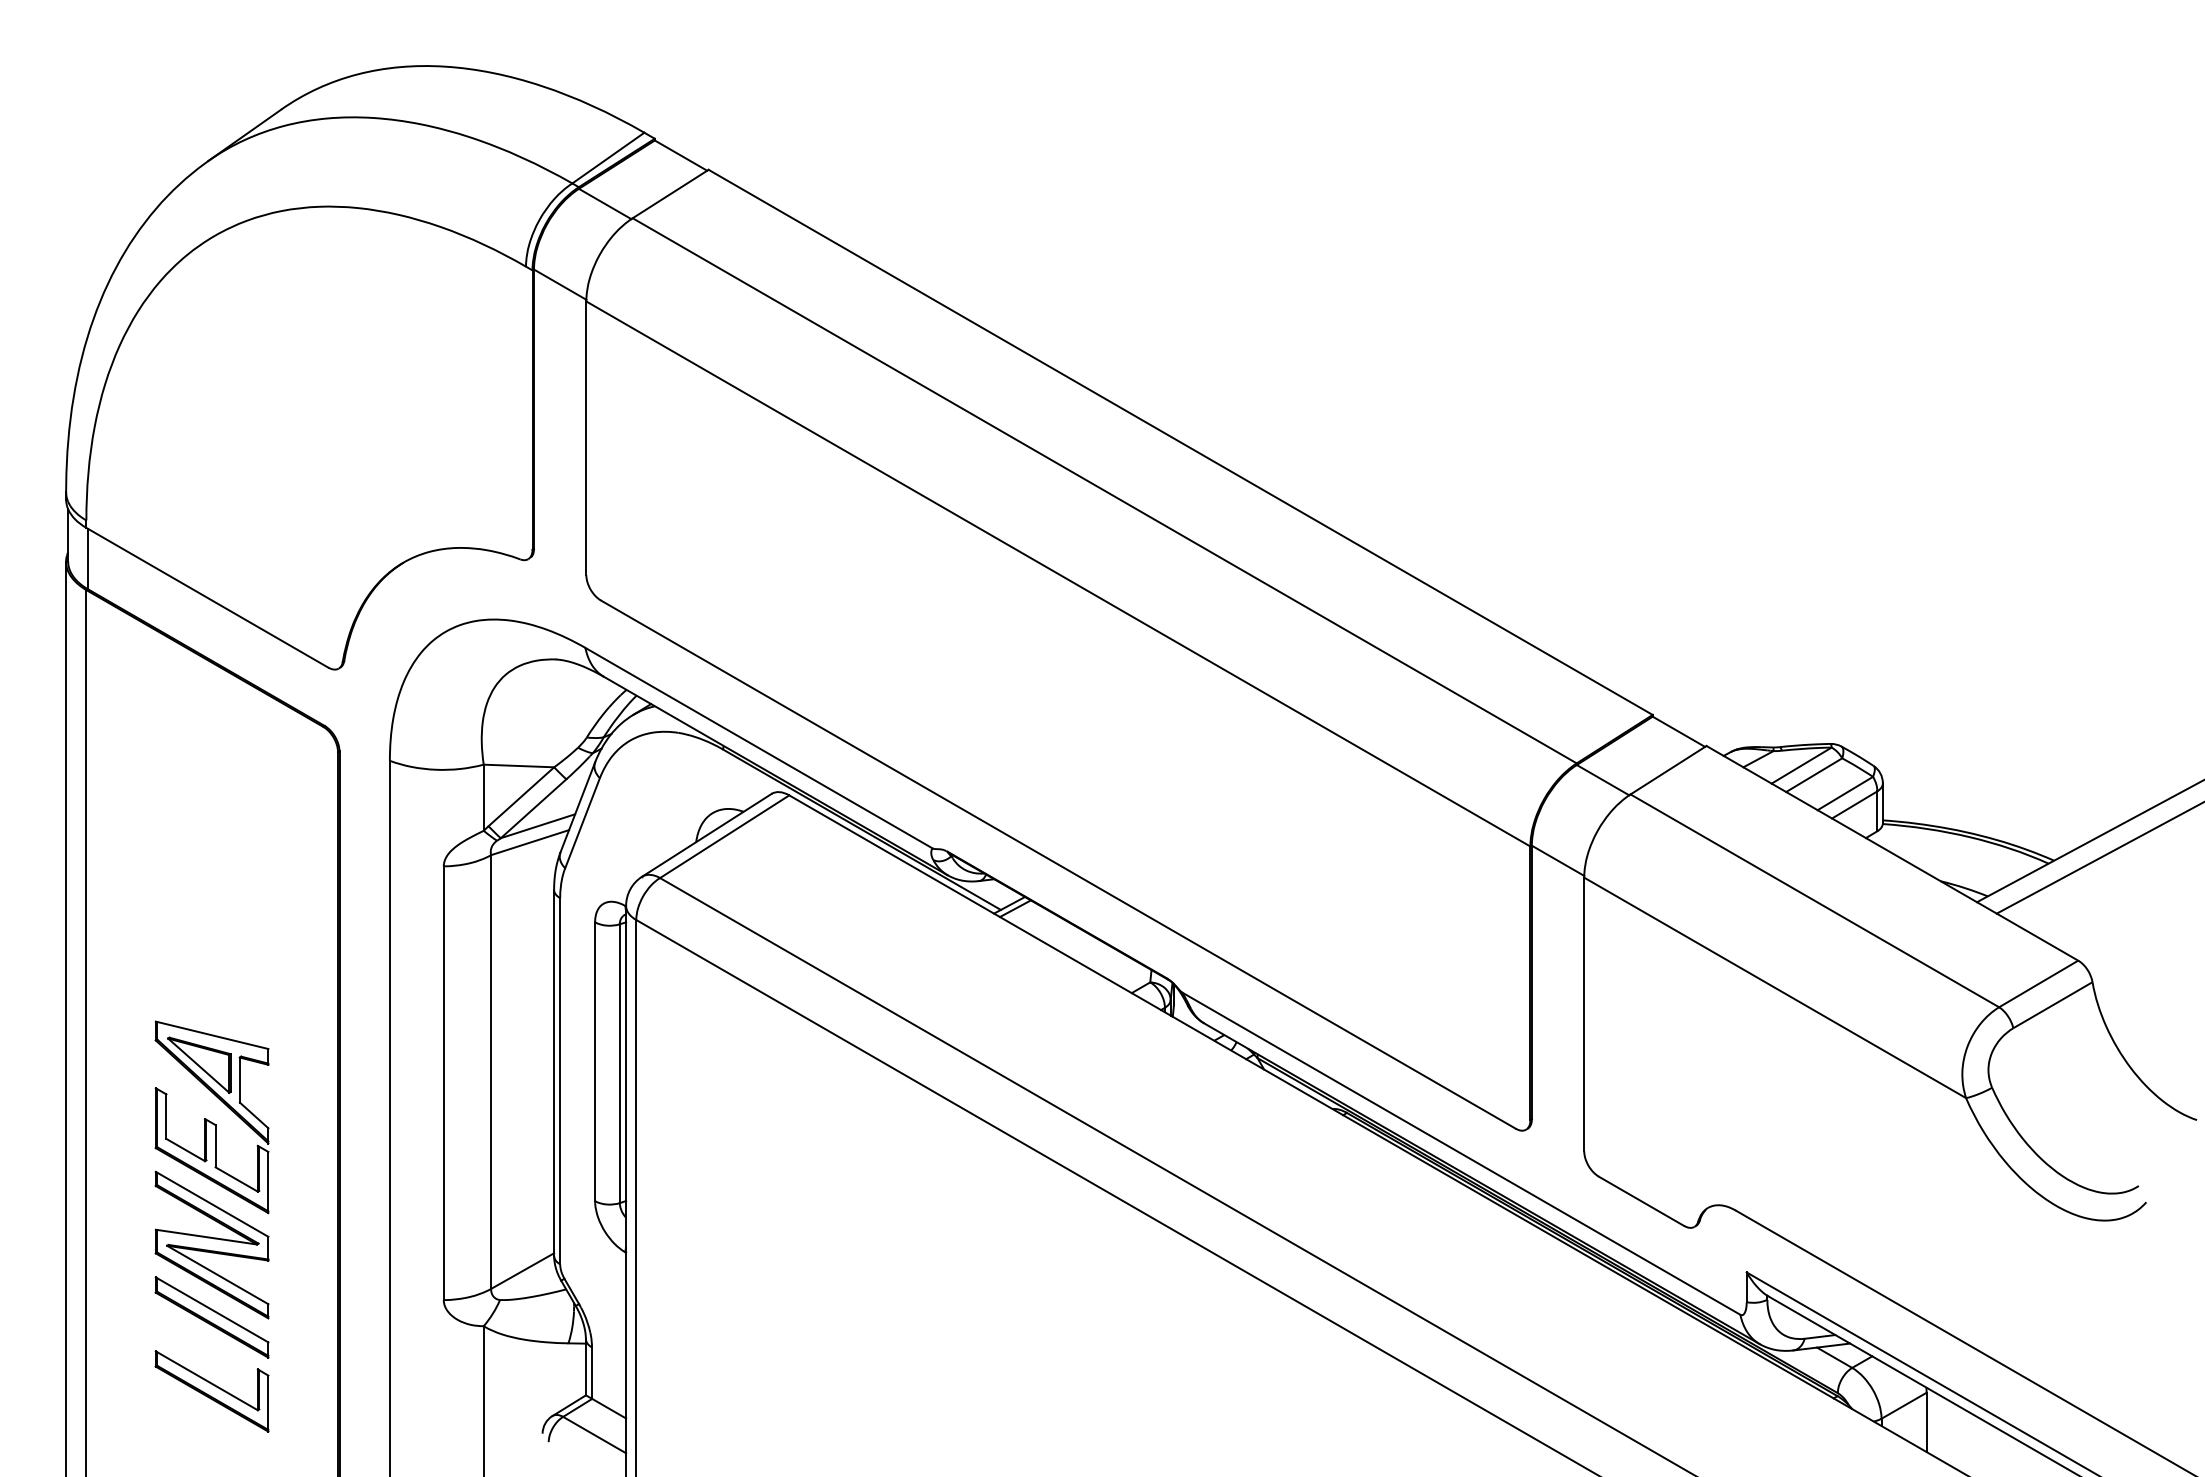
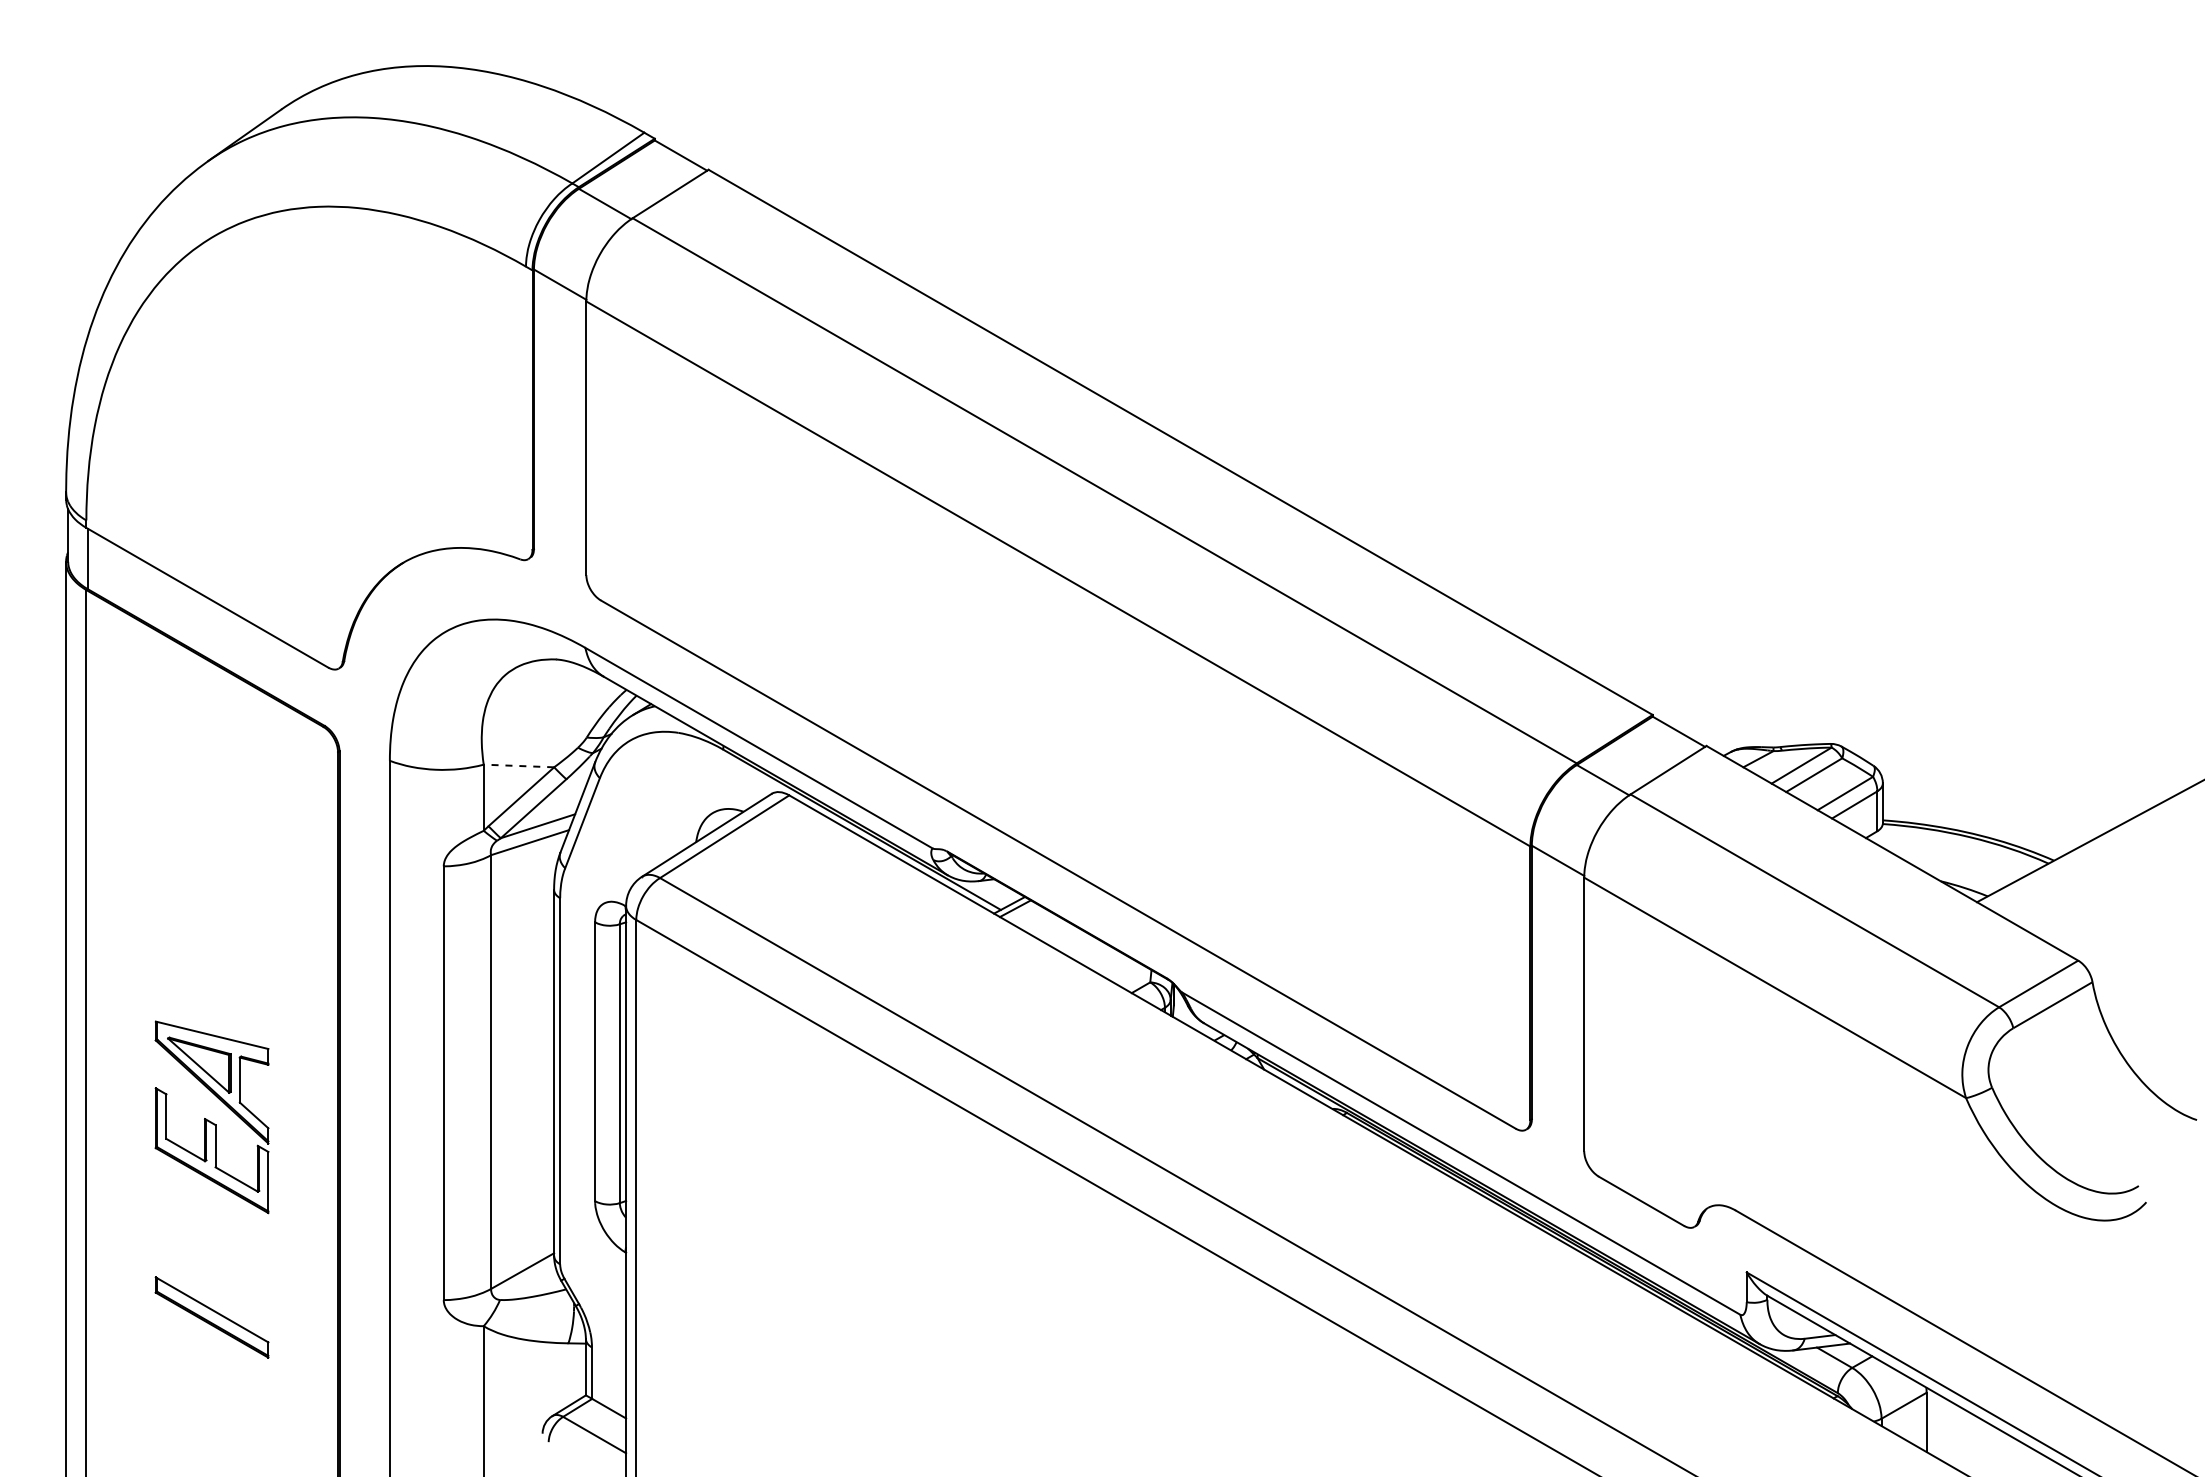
line: solid -> dashed (518, 765)
line: present -> none (2098, 858)
part: present -> none (211, 1244)
part: present -> none (211, 1391)
